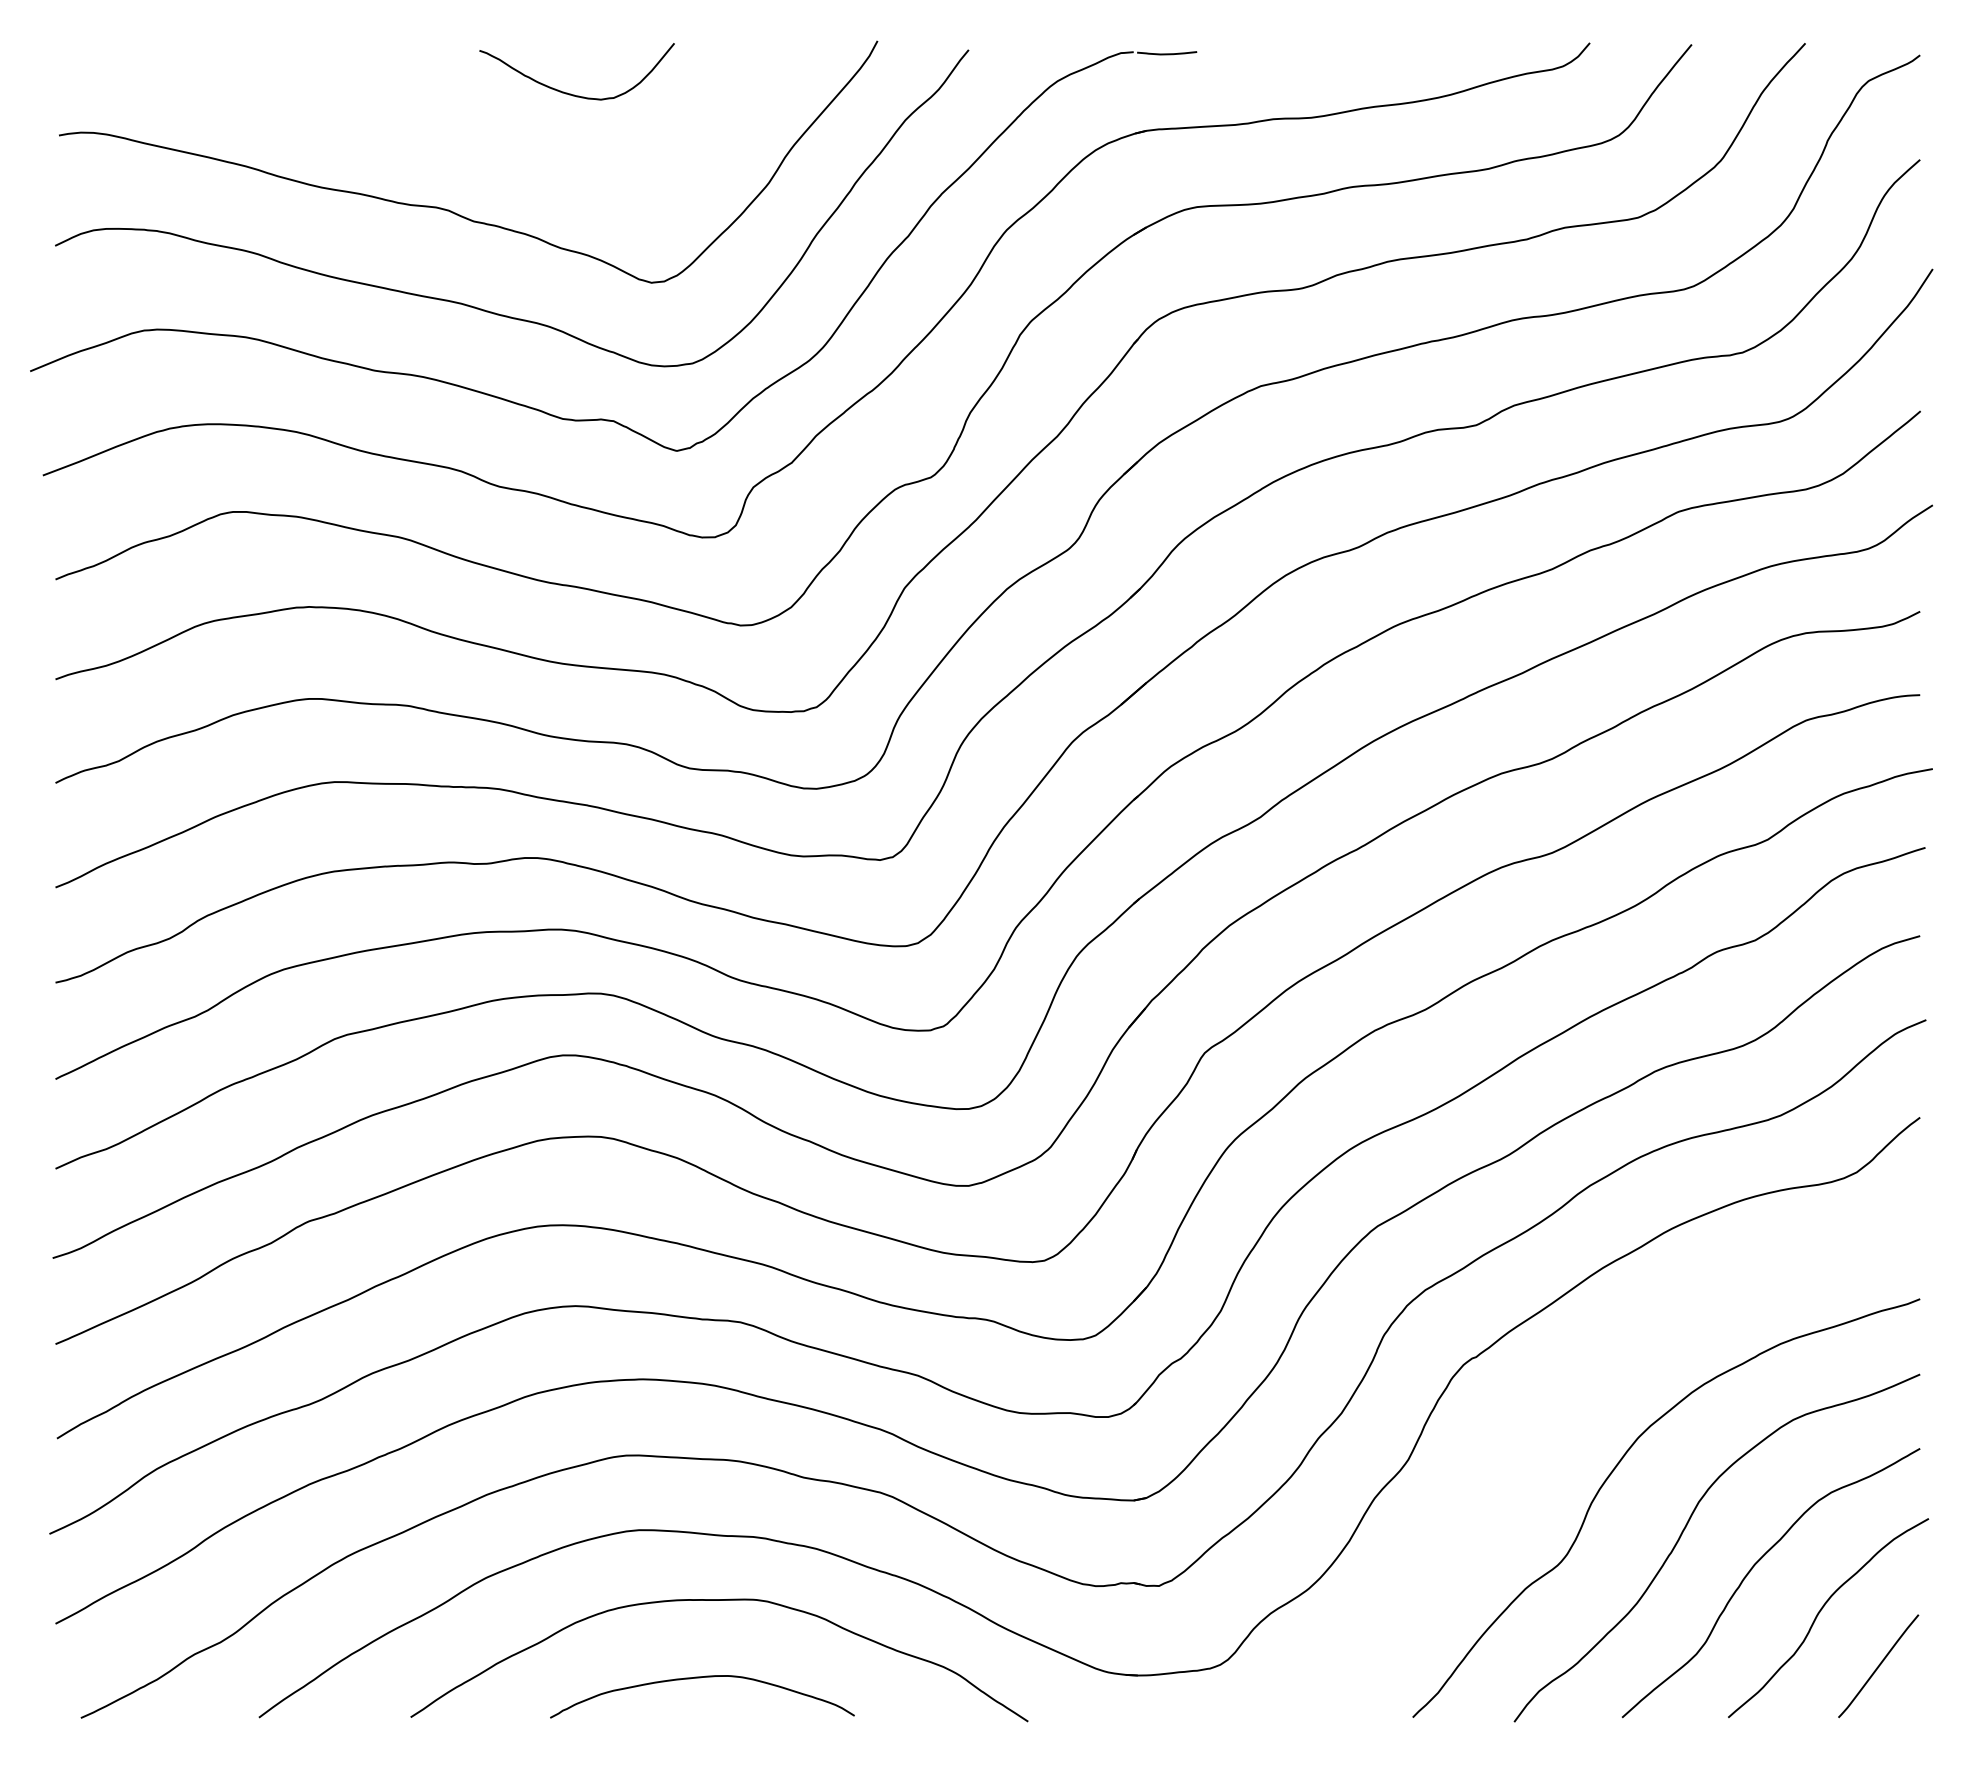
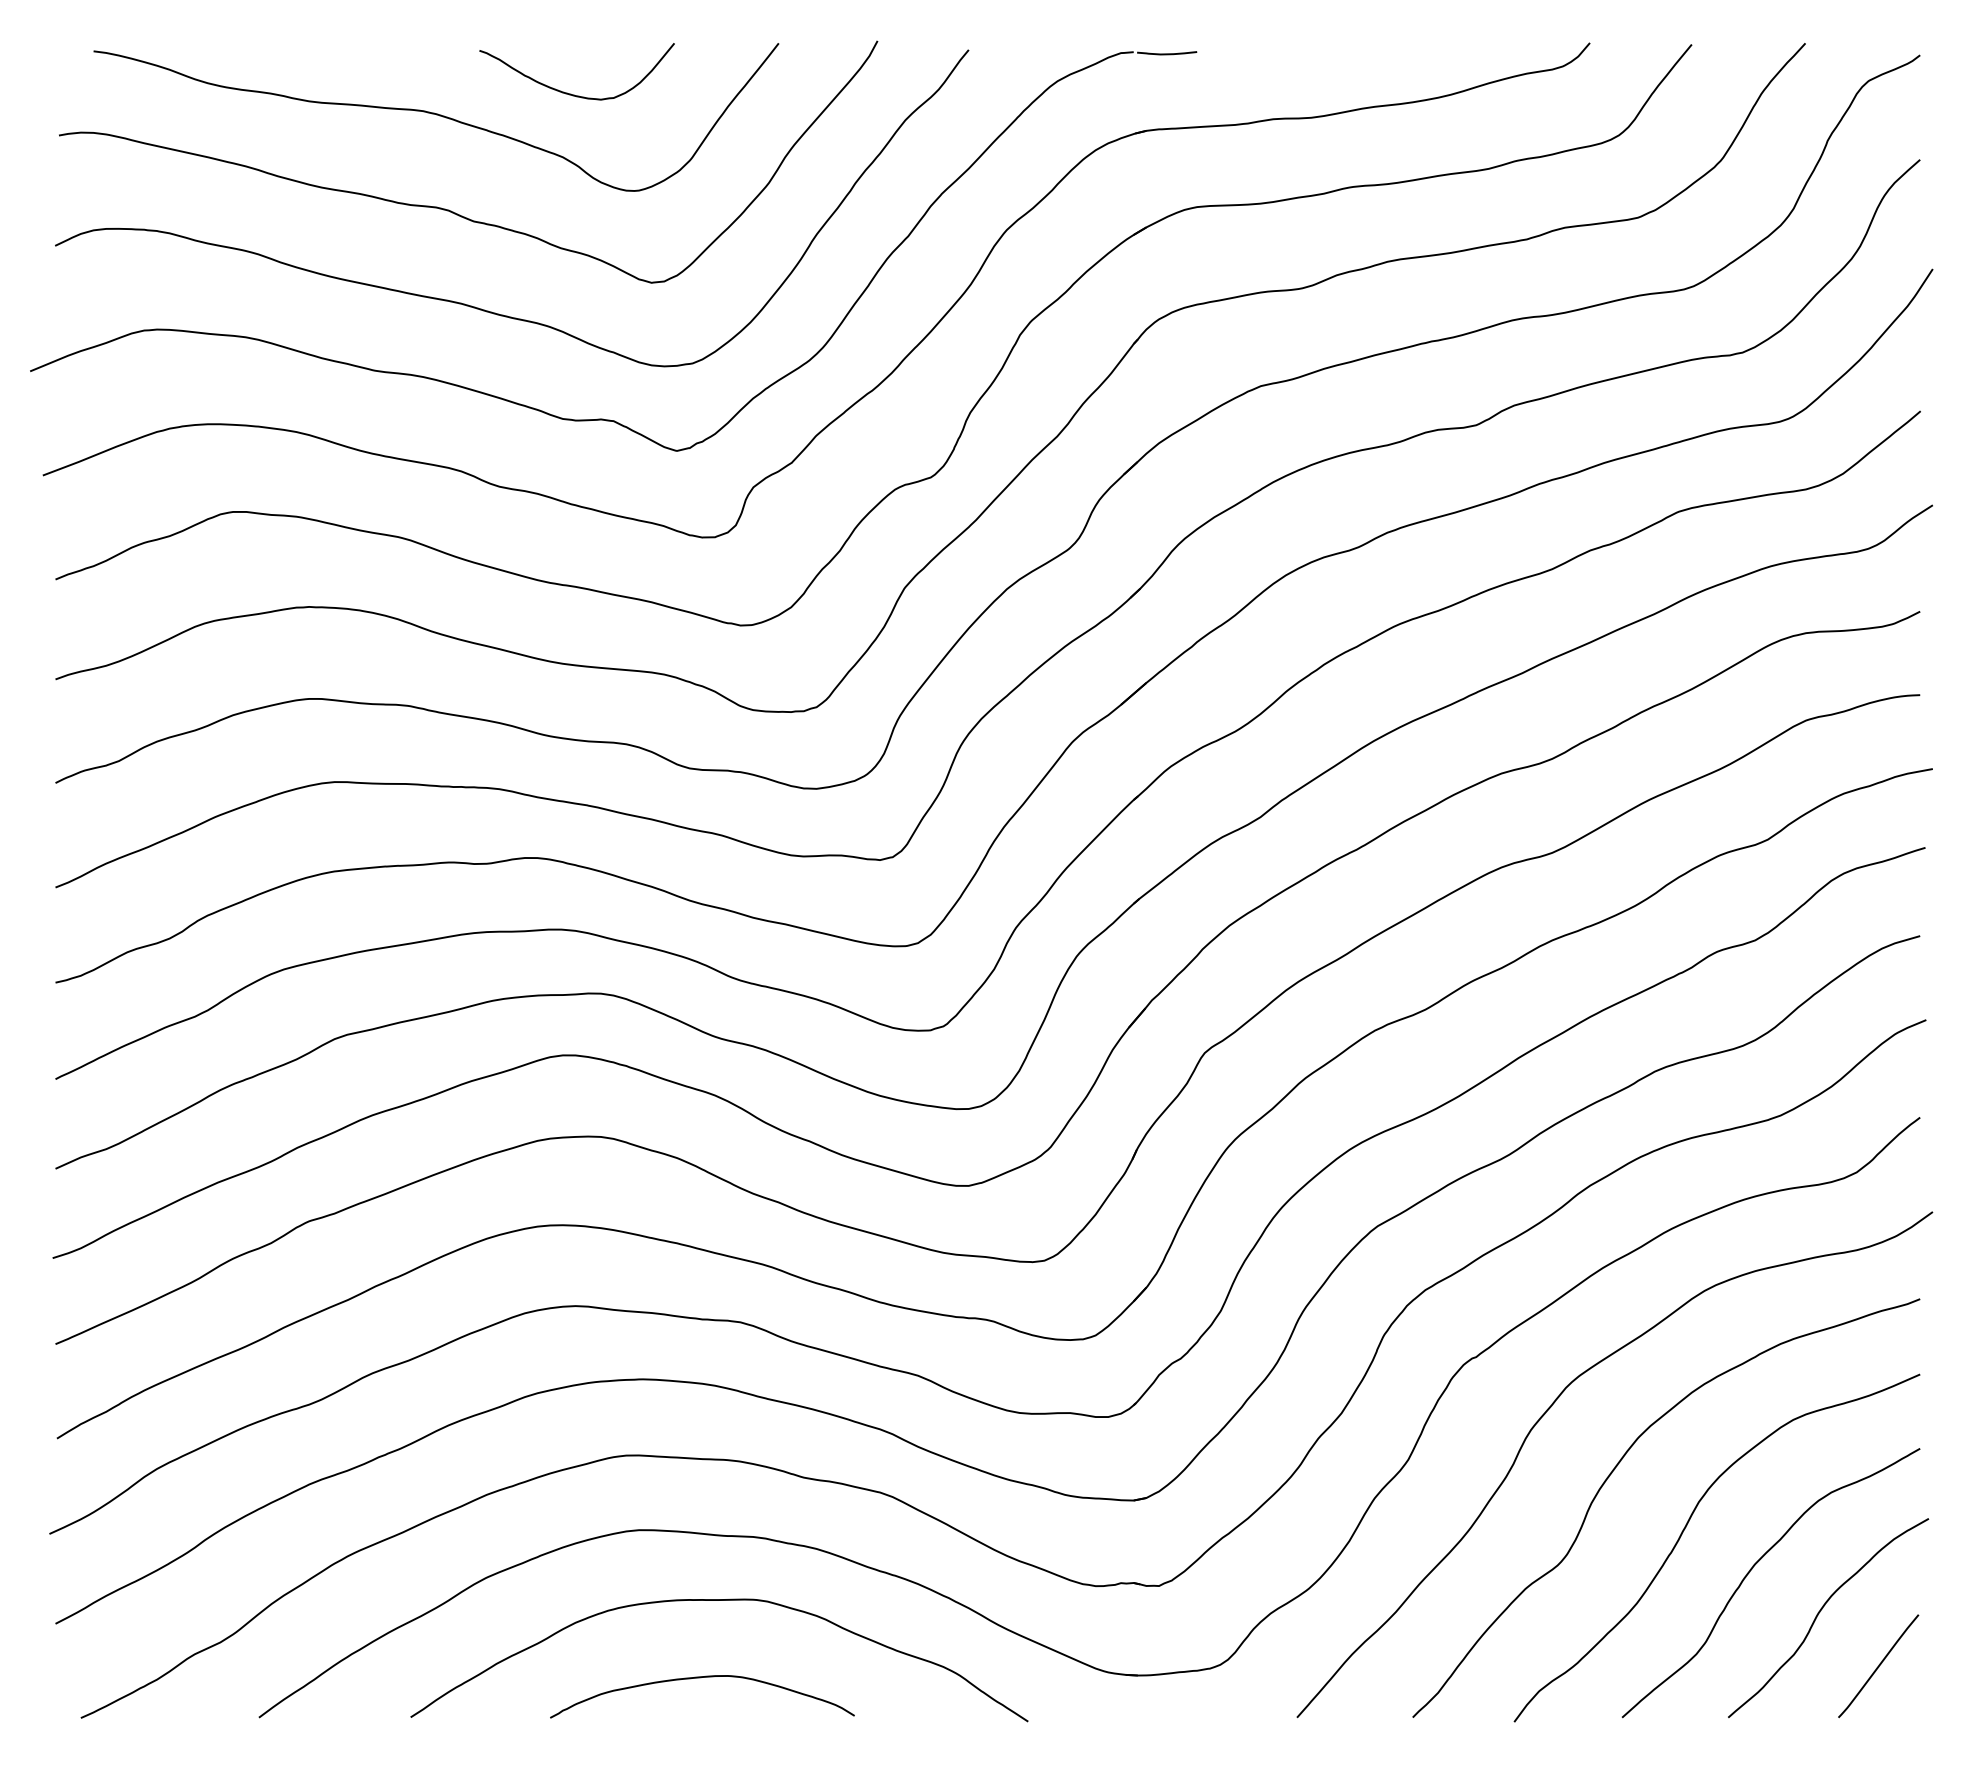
curve: none -> present (436, 115)
curve: none -> present (1551, 1407)
